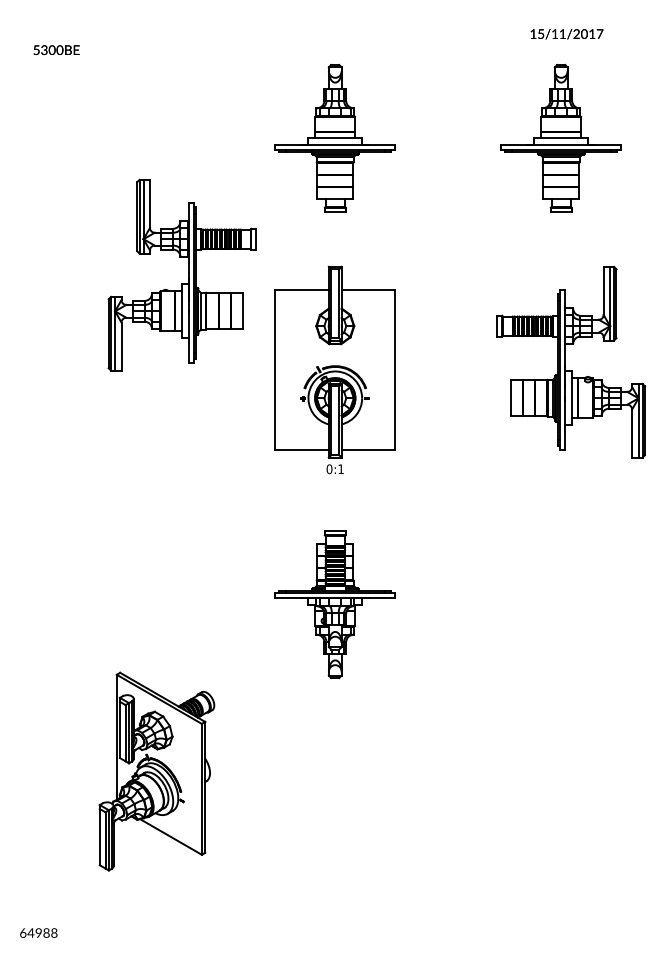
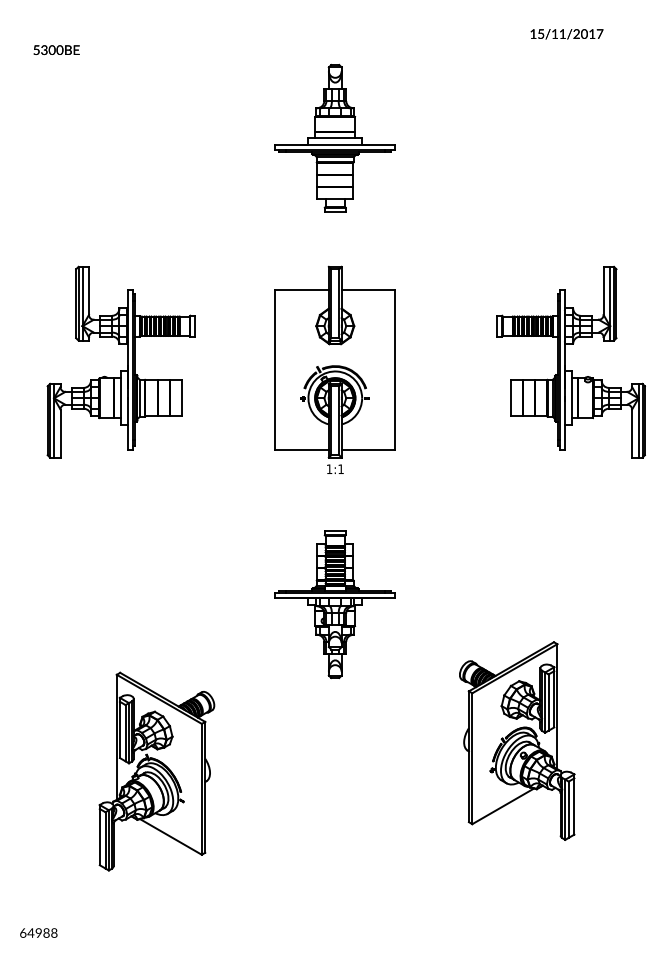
part: present -> none (560, 138)
part position: (188, 274) -> (127, 361) (127, 361)
text: 0:1 -> 1:1 (329, 469)
part: none -> present (517, 740)
